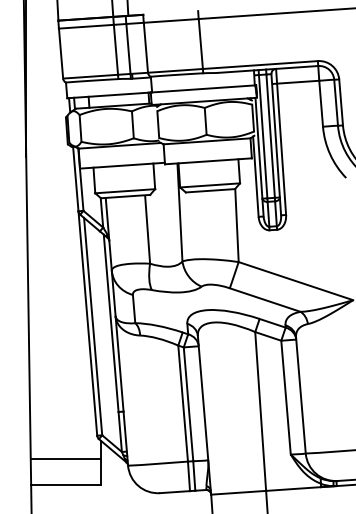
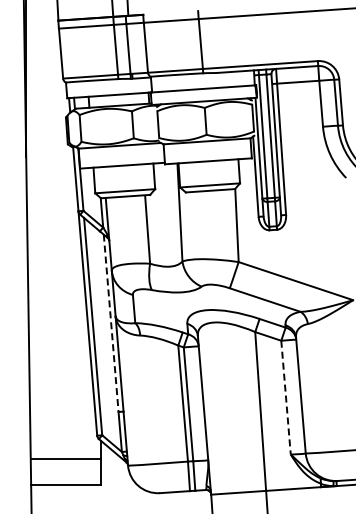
line: solid -> dashed (111, 323)
line: solid -> dashed (286, 398)
